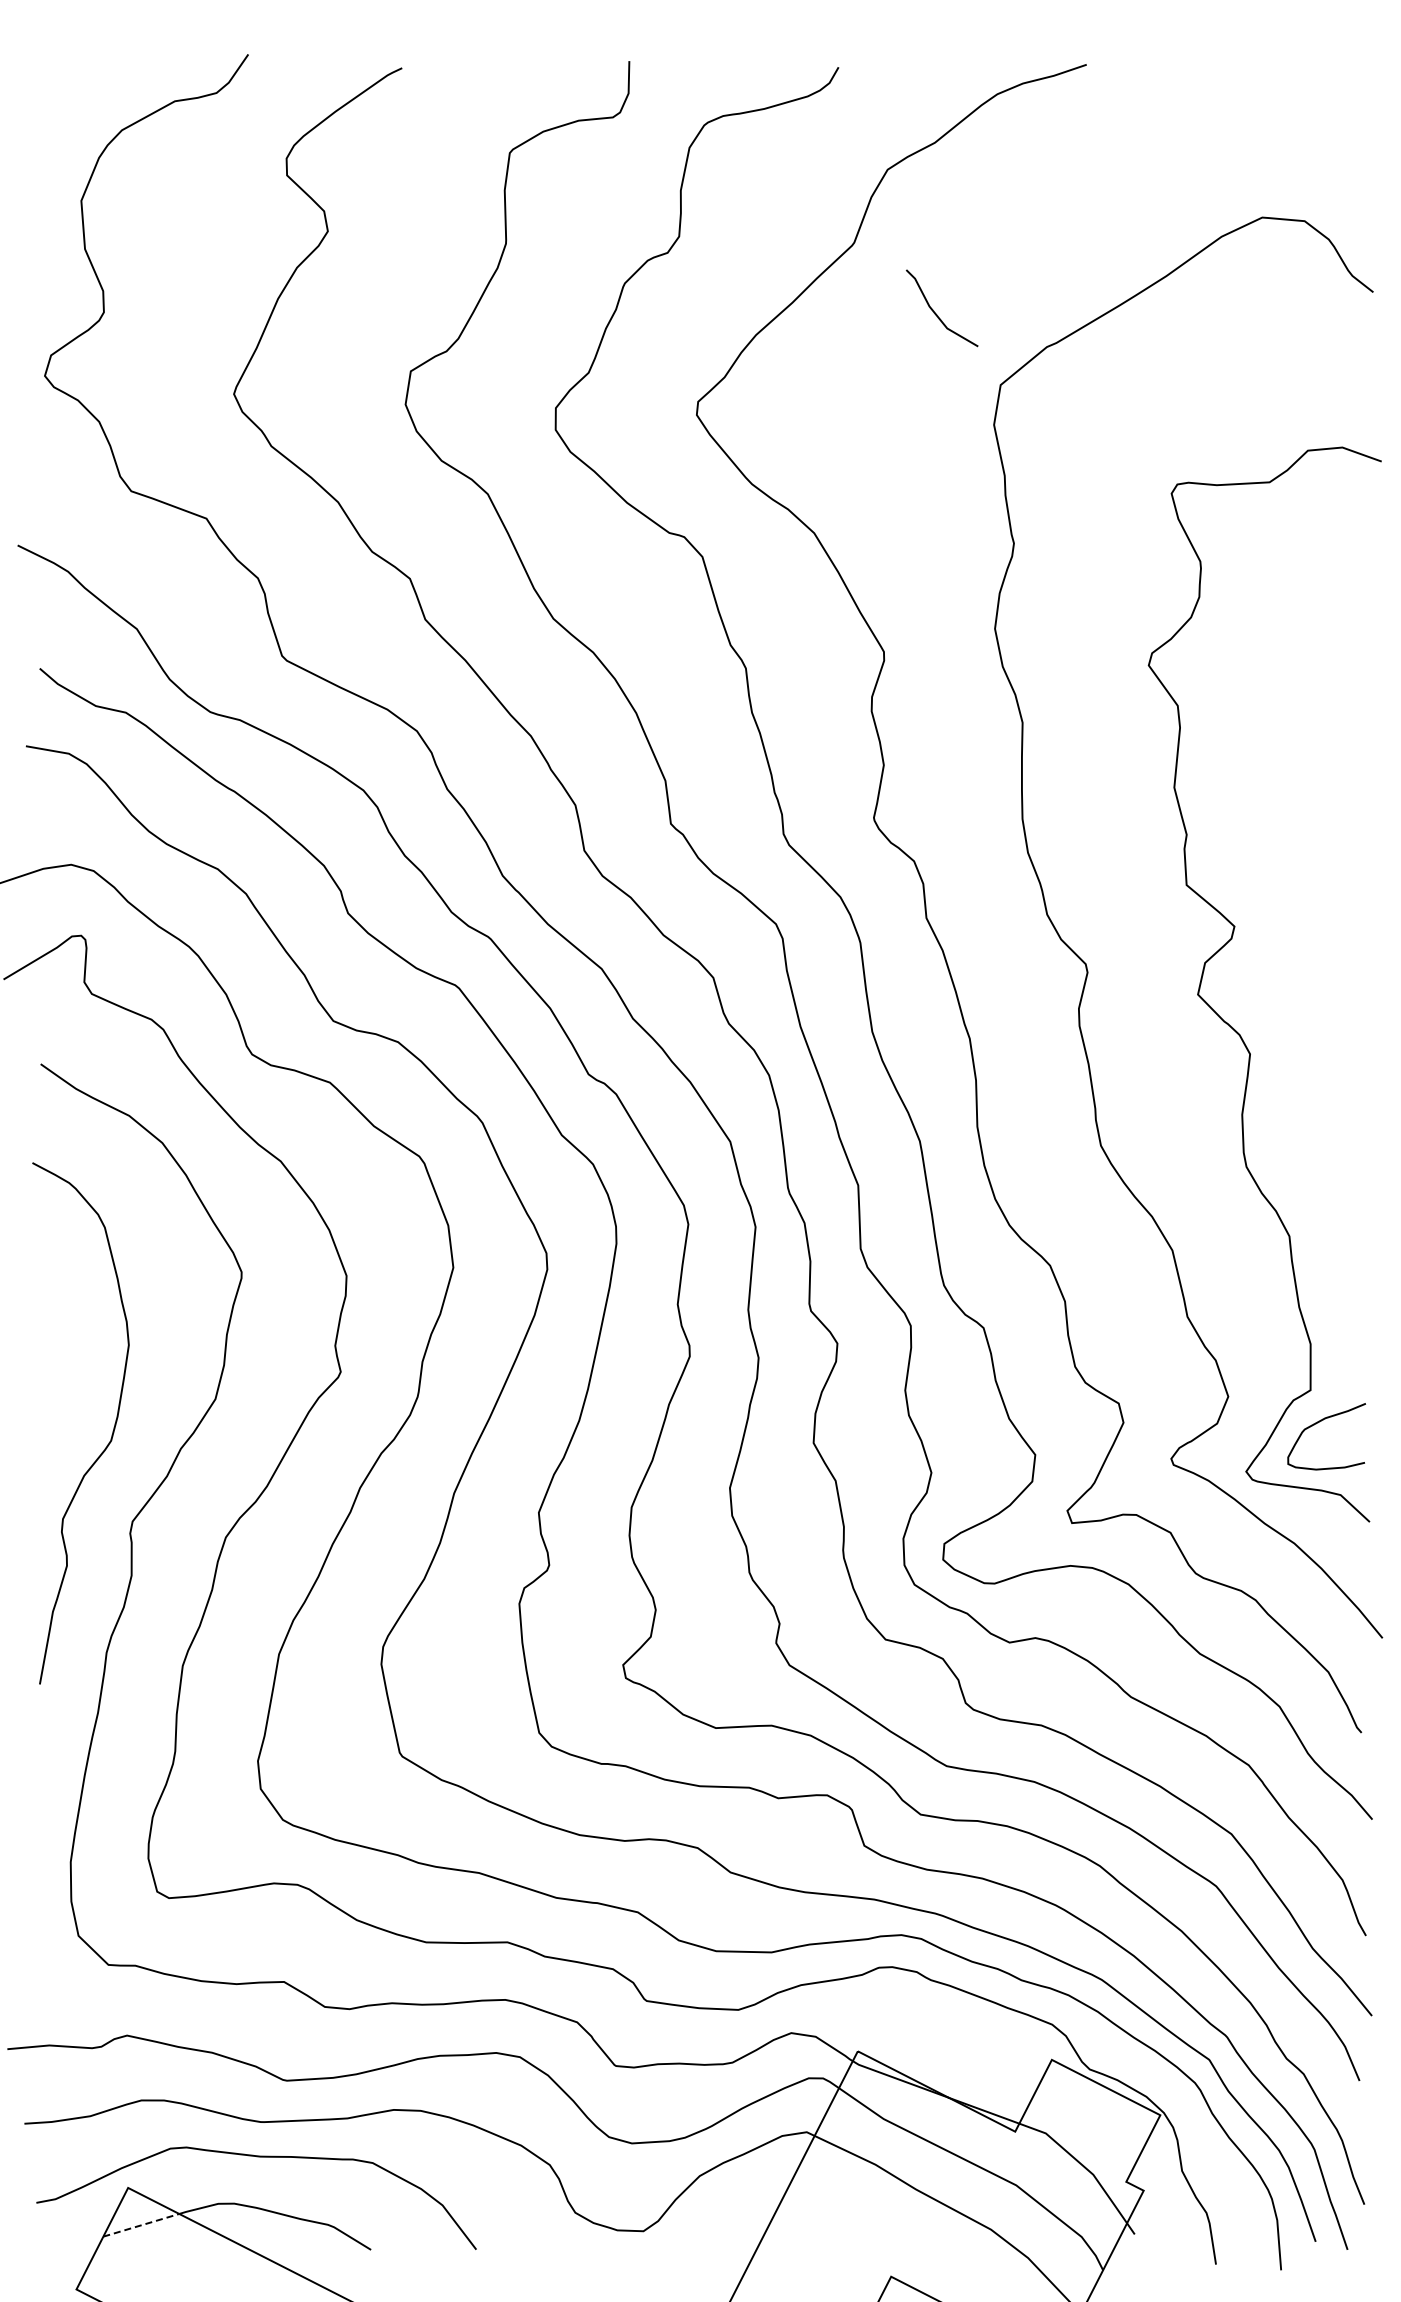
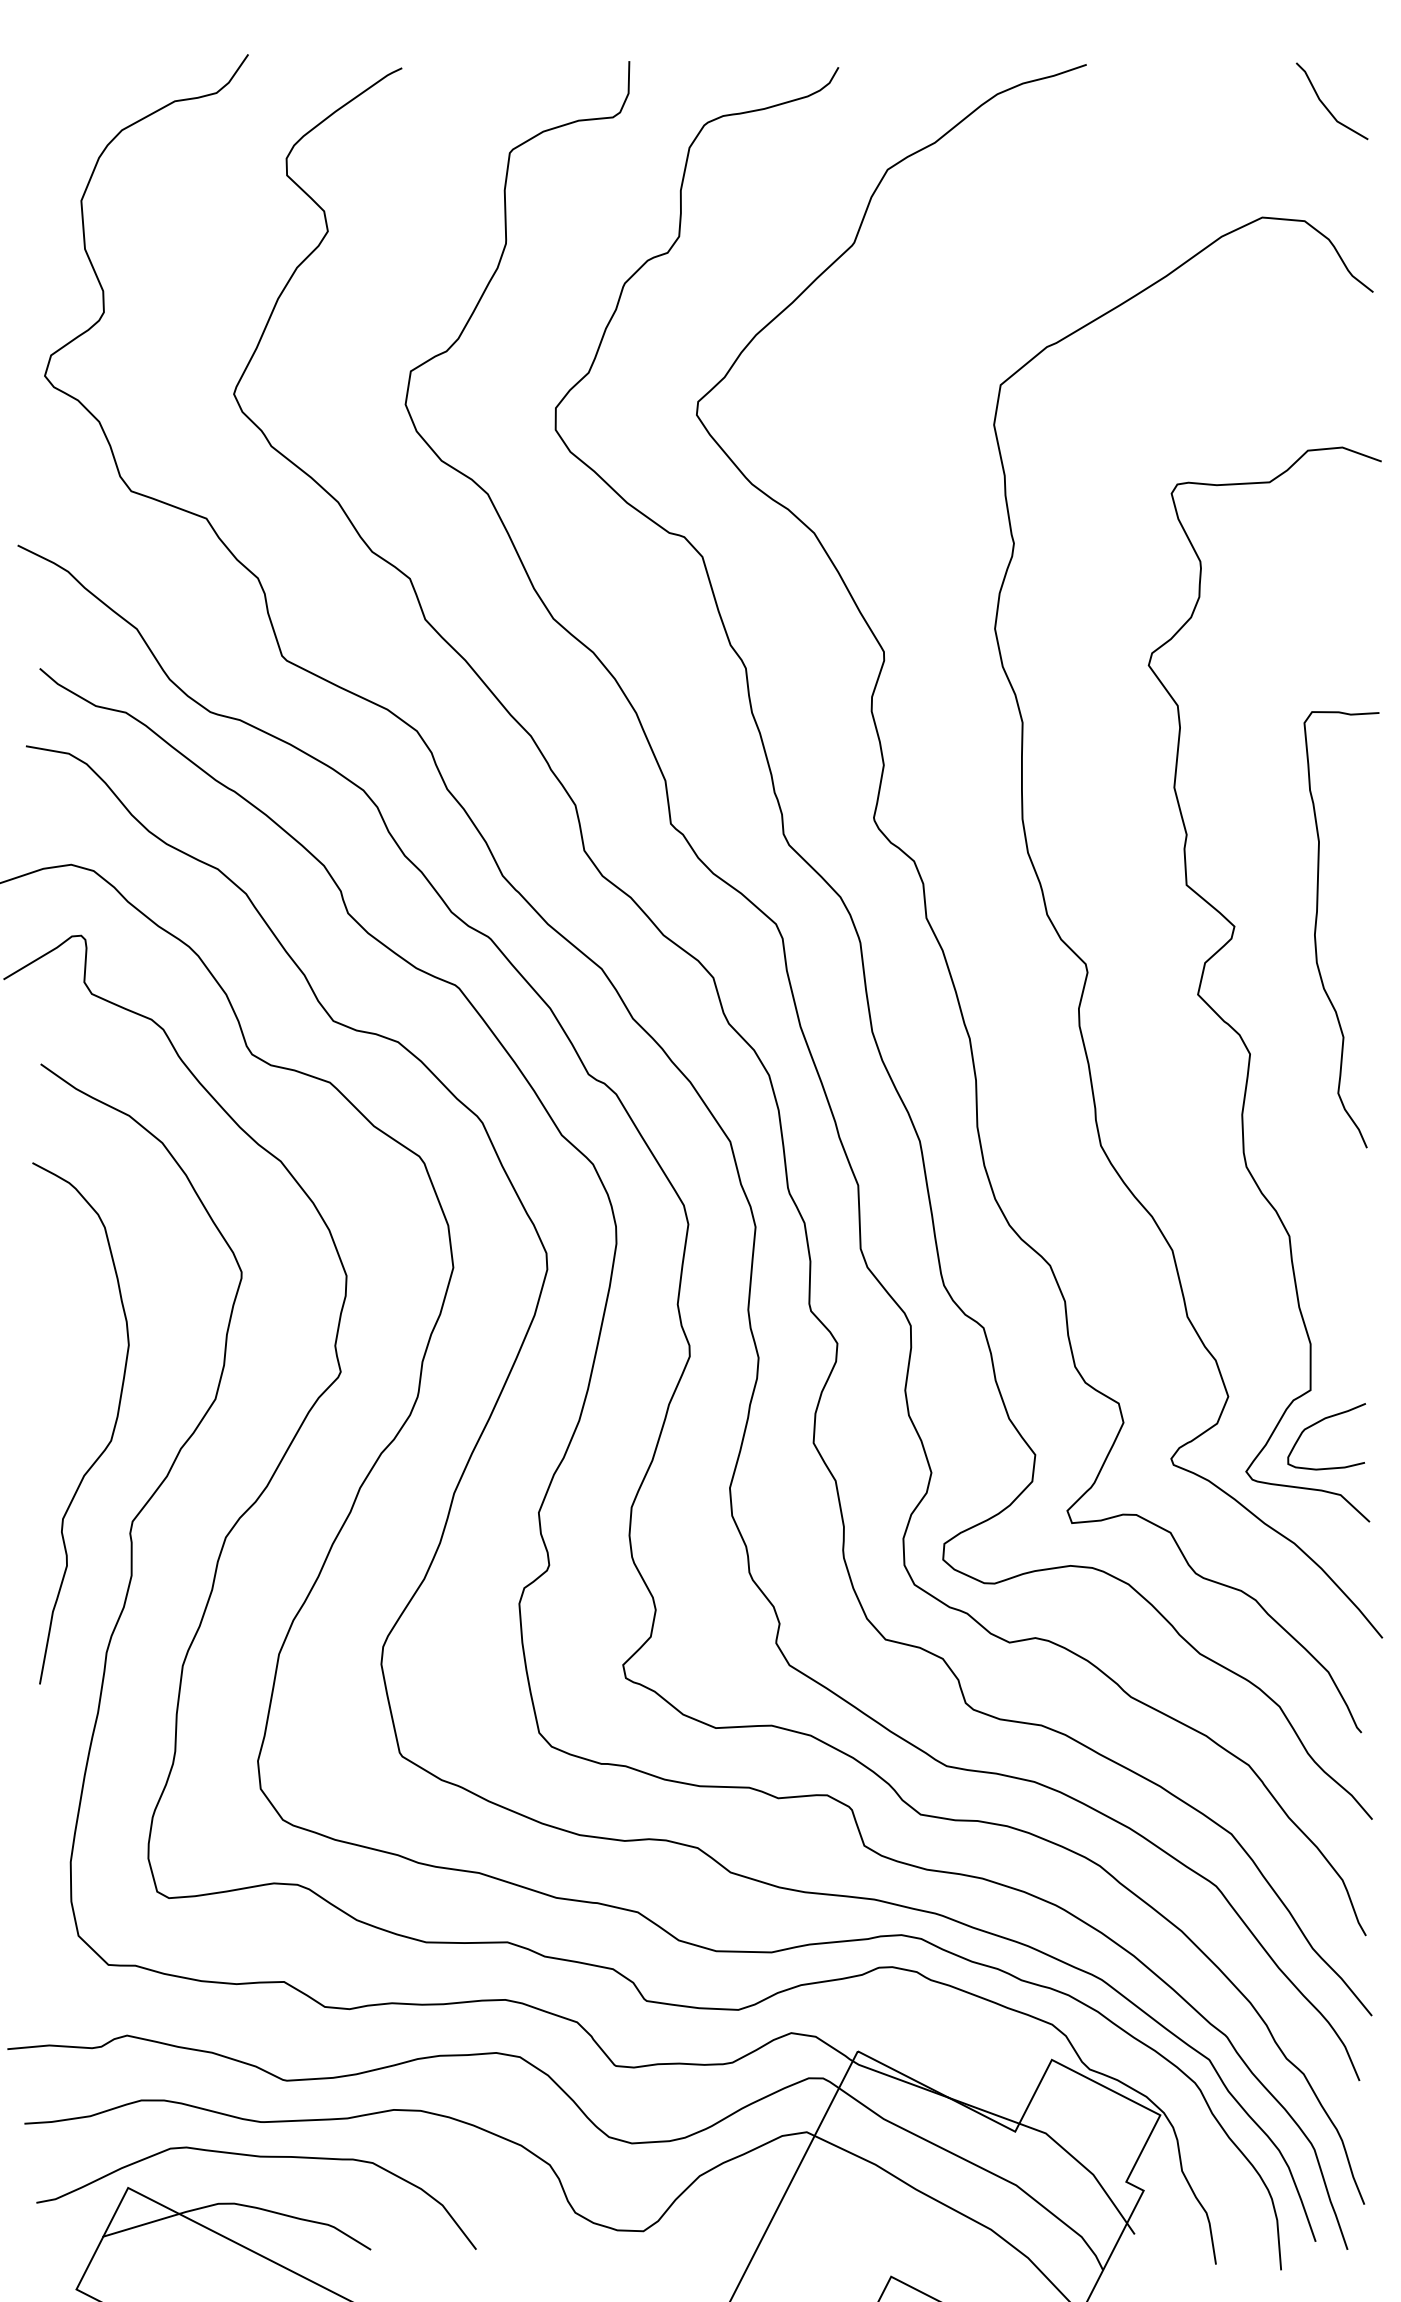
line position: (936, 313) -> (1326, 106) (1326, 106)
curve: none -> present (1316, 929)
line: dashed -> solid (141, 2225)
